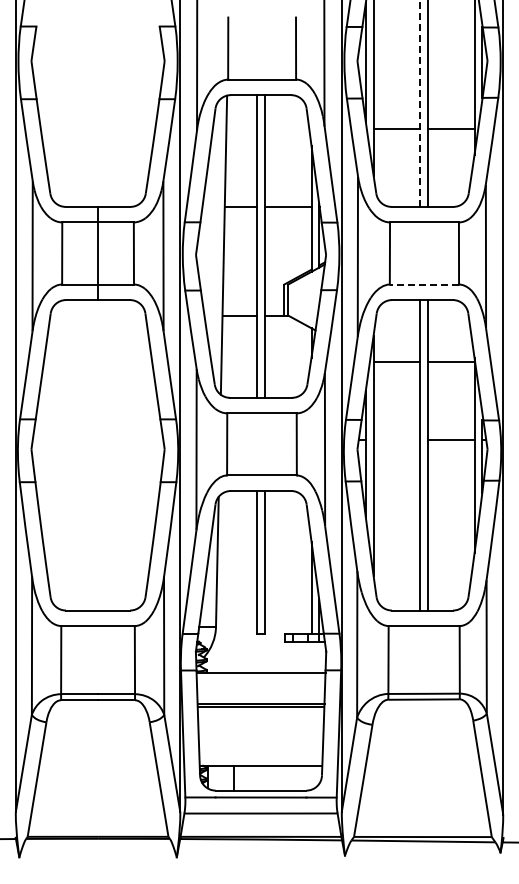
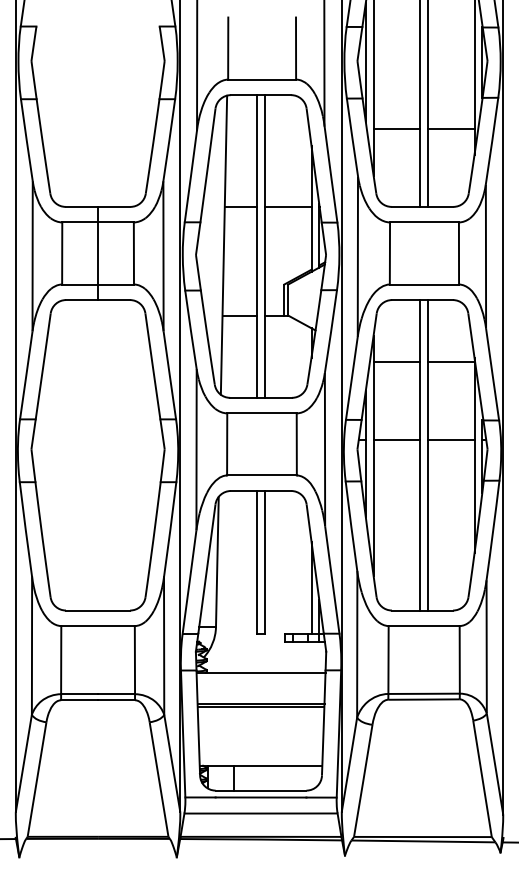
line: dashed -> solid (420, 103)
line: dashed -> solid (424, 284)
line: none -> present (396, 439)
